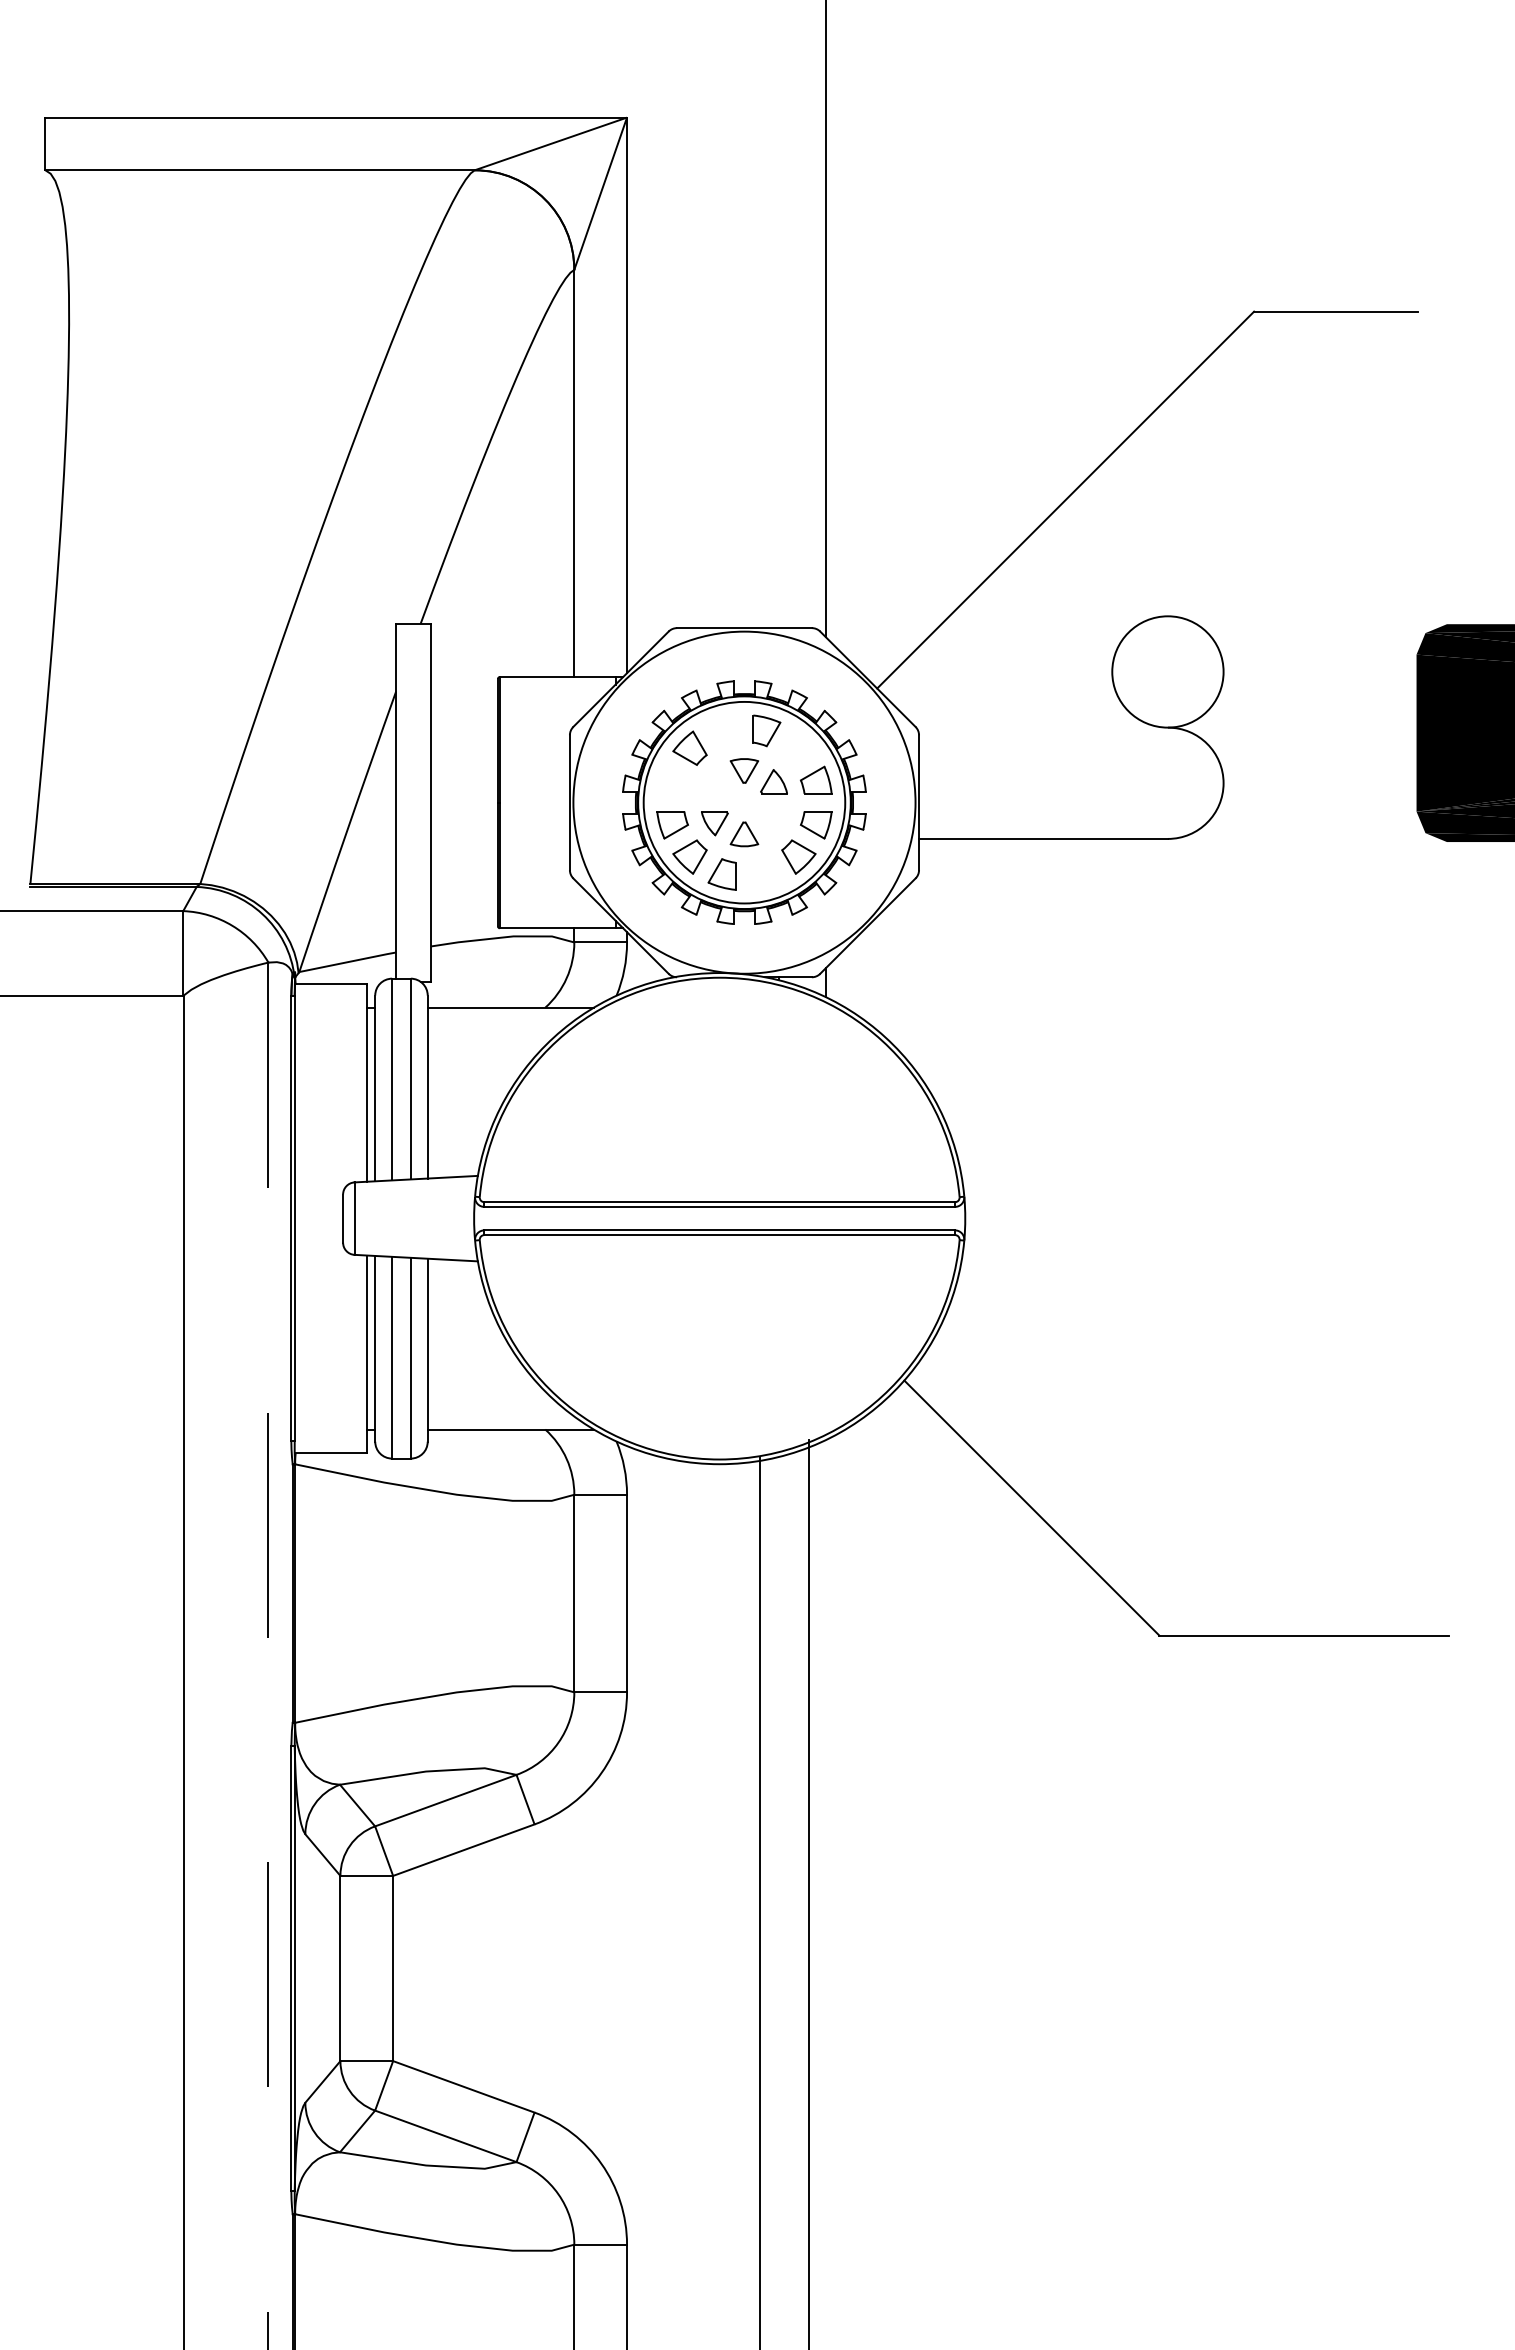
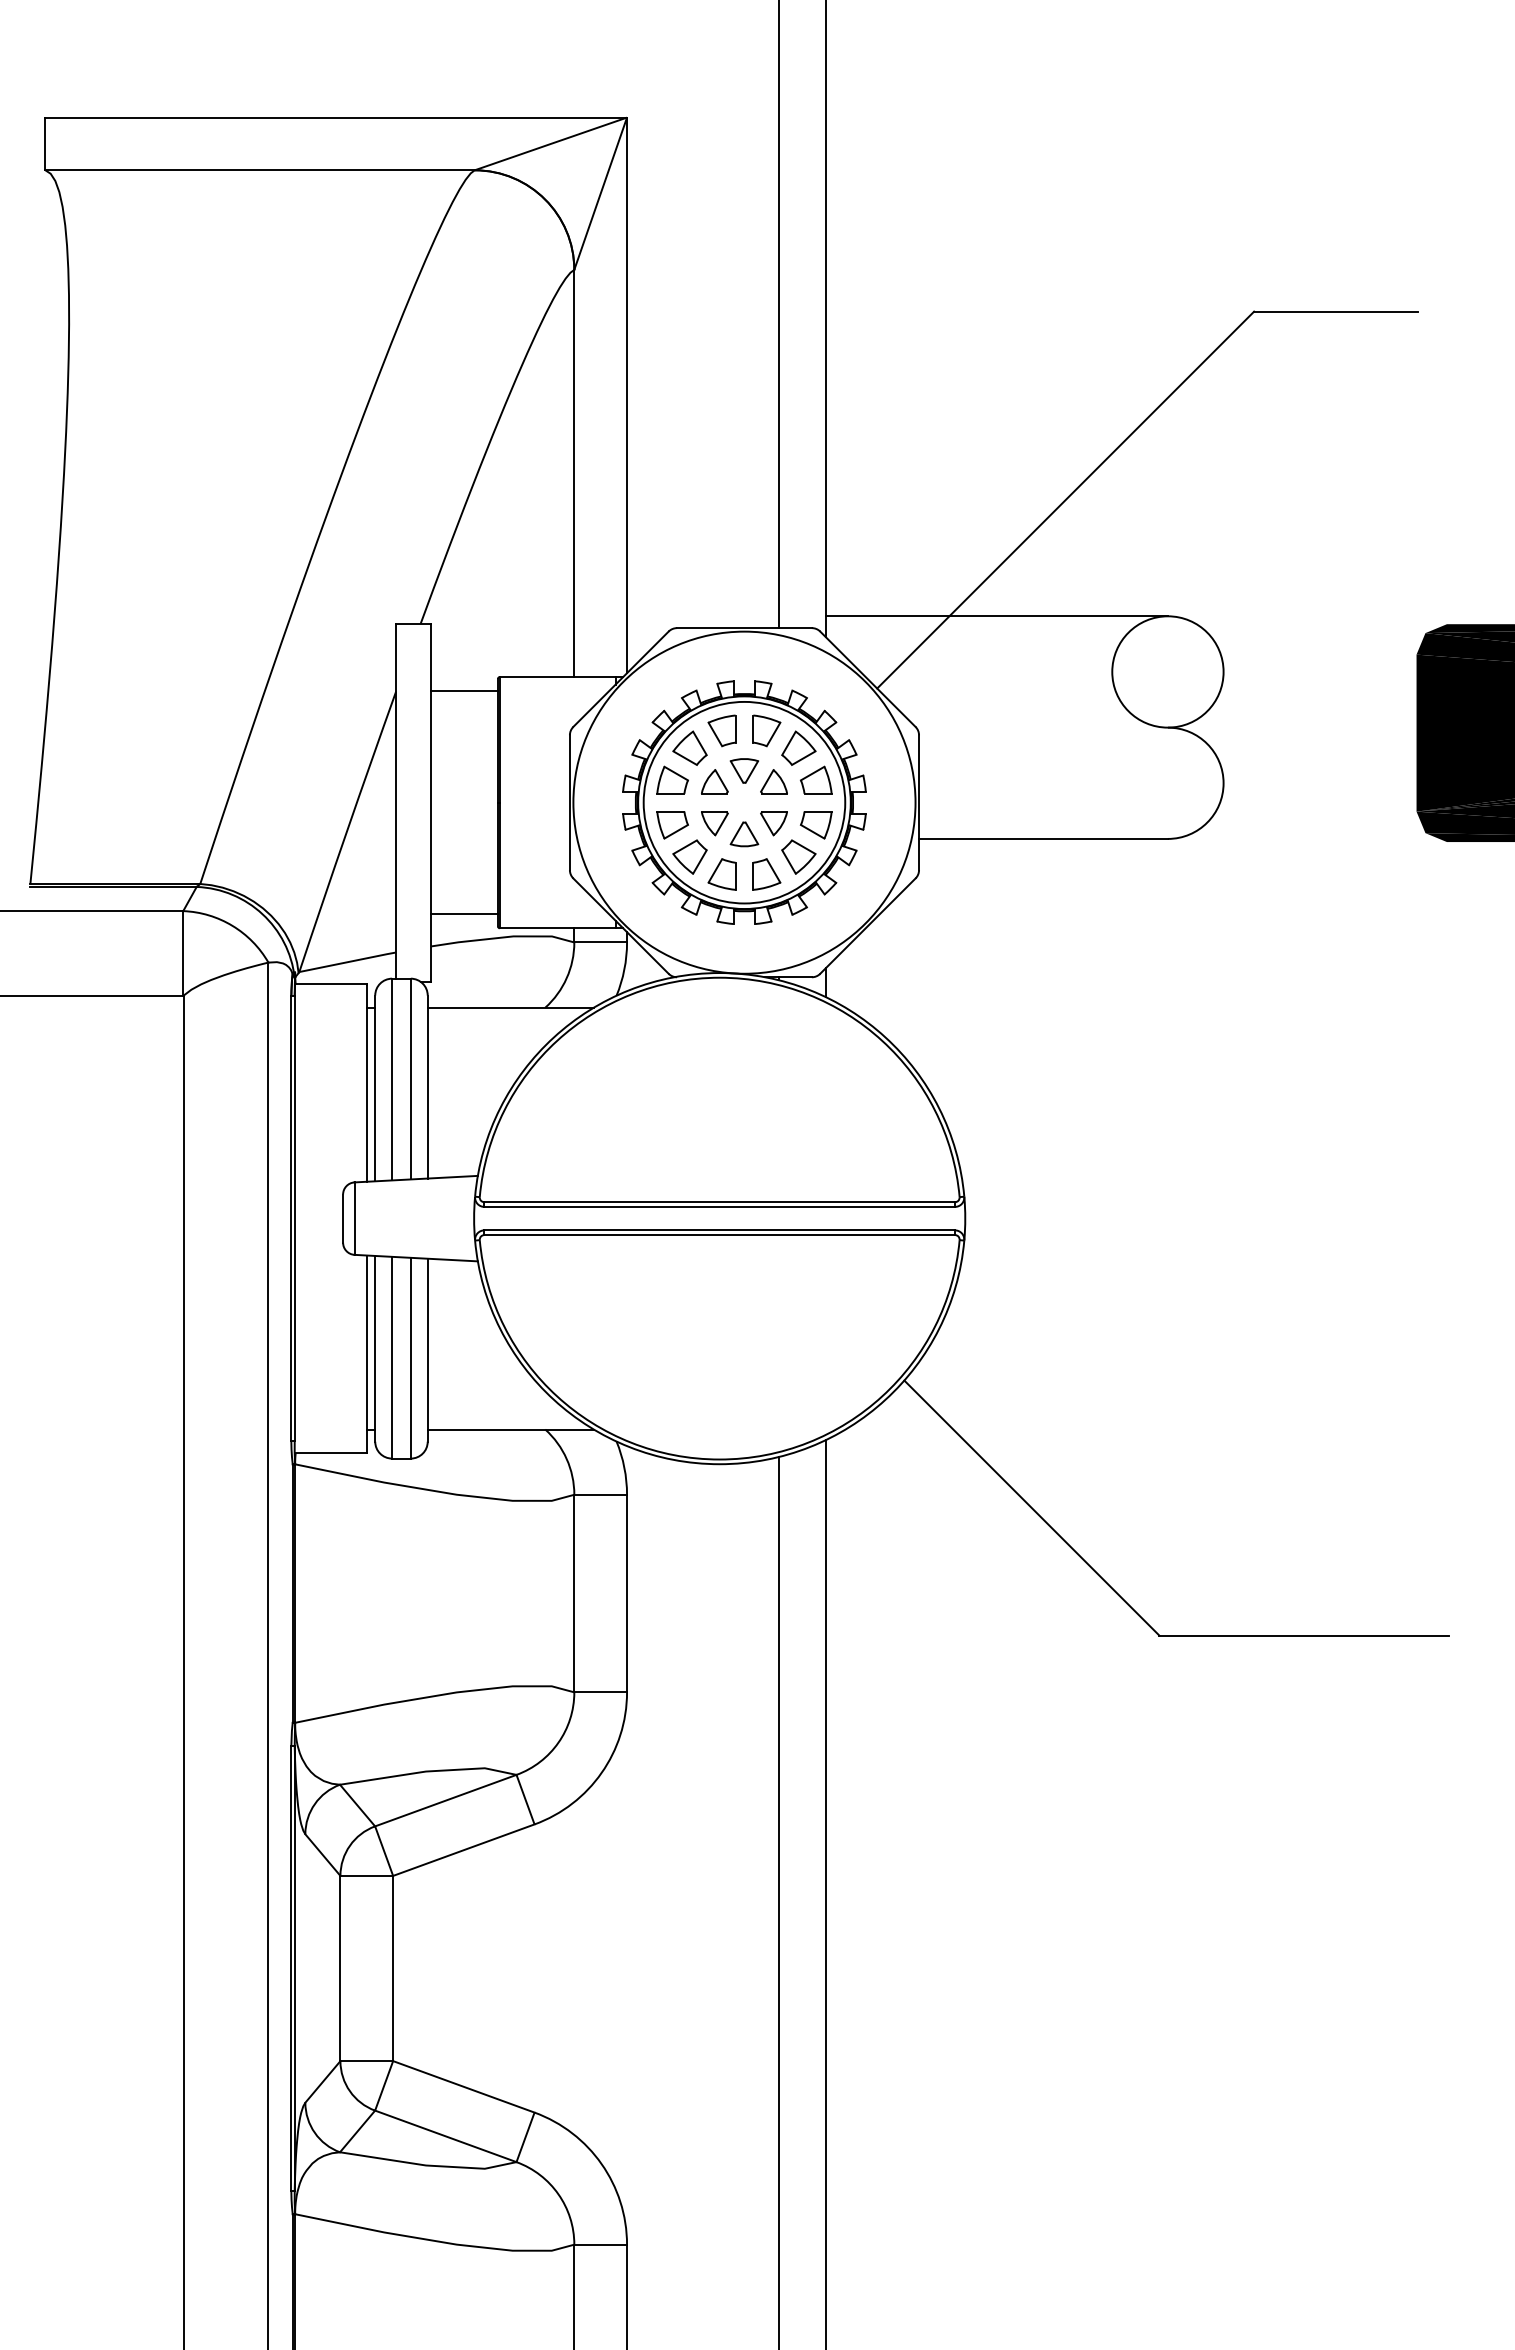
line: none -> present (779, 315)
line: none -> present (996, 616)
line: none -> present (464, 691)
part: none -> present (721, 730)
part: none -> present (798, 747)
part: none -> present (672, 779)
part: none -> present (714, 781)
part: none -> present (773, 823)
part: none -> present (766, 874)
line: none -> present (464, 914)
line: dashed -> solid (268, 1656)
line position: (809, 1893) -> (826, 1893) (826, 1893)
line position: (760, 1901) -> (779, 1901) (779, 1901)
